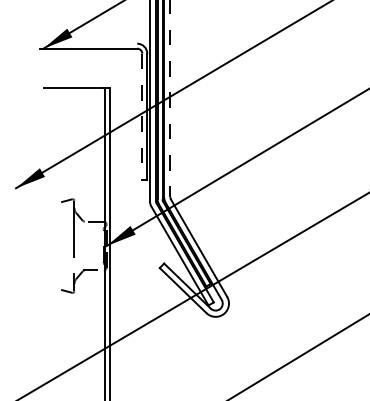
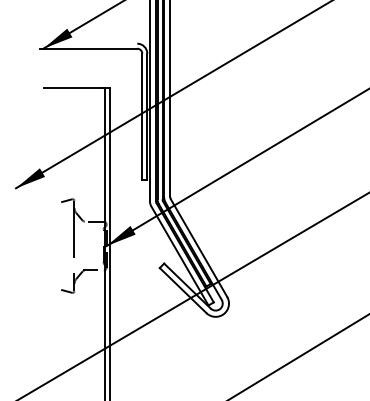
line: dashed -> solid (170, 99)
line: dashed -> solid (142, 117)
